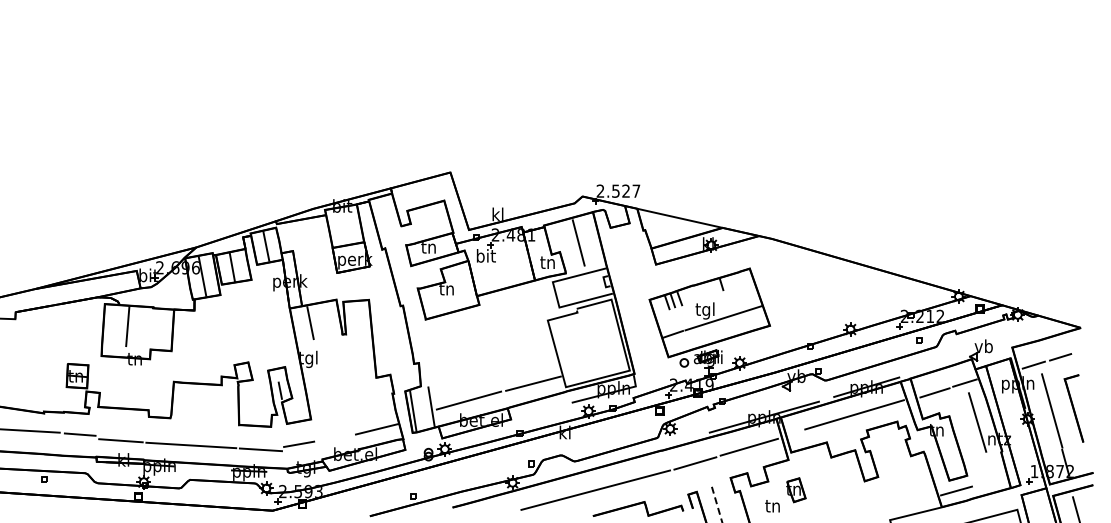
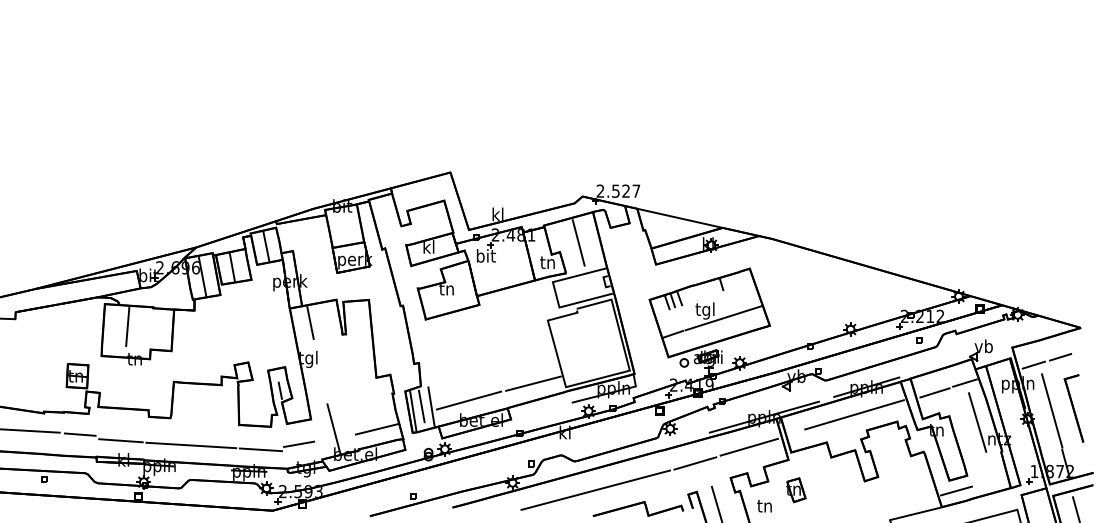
text: tn -> kl (428, 246)
line: none -> present (421, 406)
line: none -> present (333, 428)
line: dashed -> solid (717, 505)
text position: (772, 506) -> (764, 506) (764, 506)
